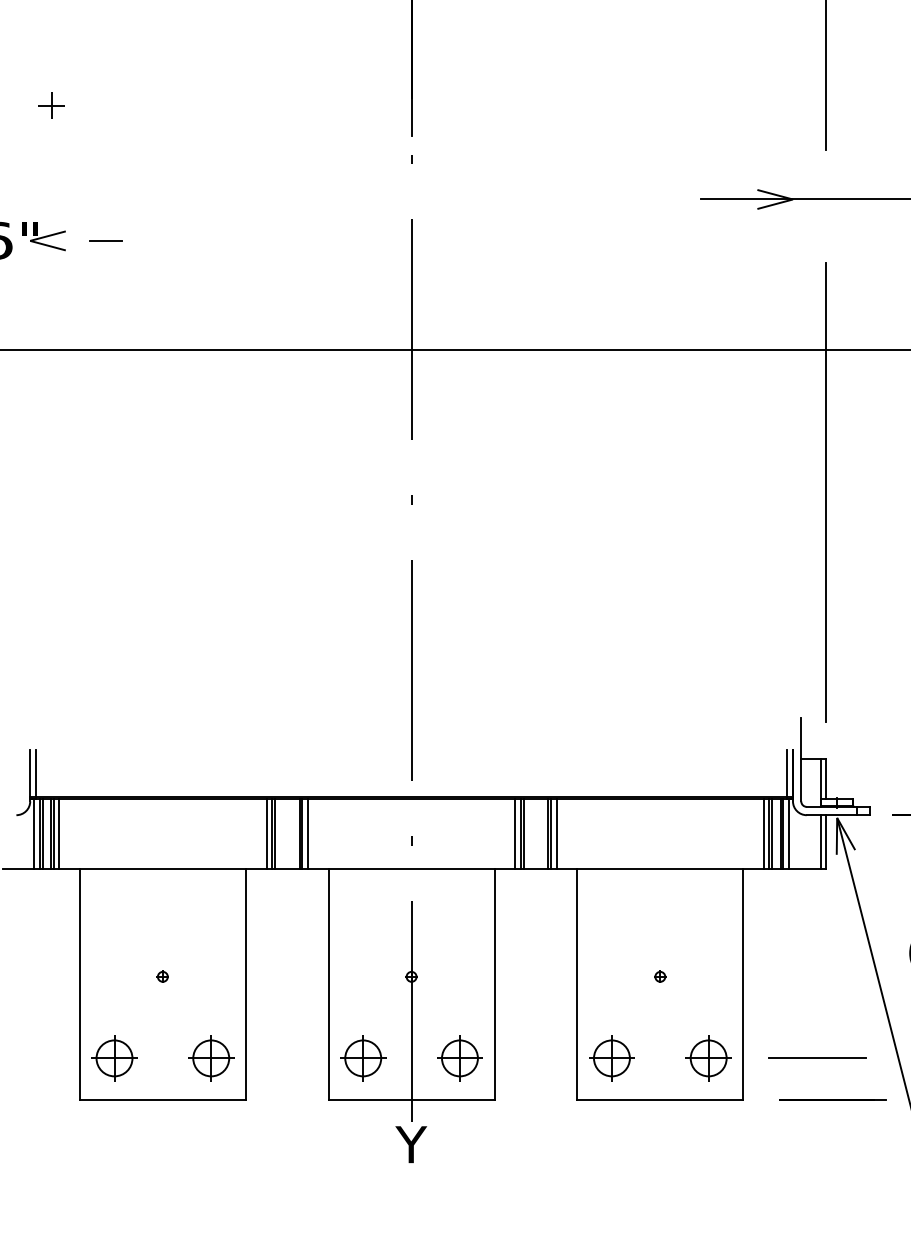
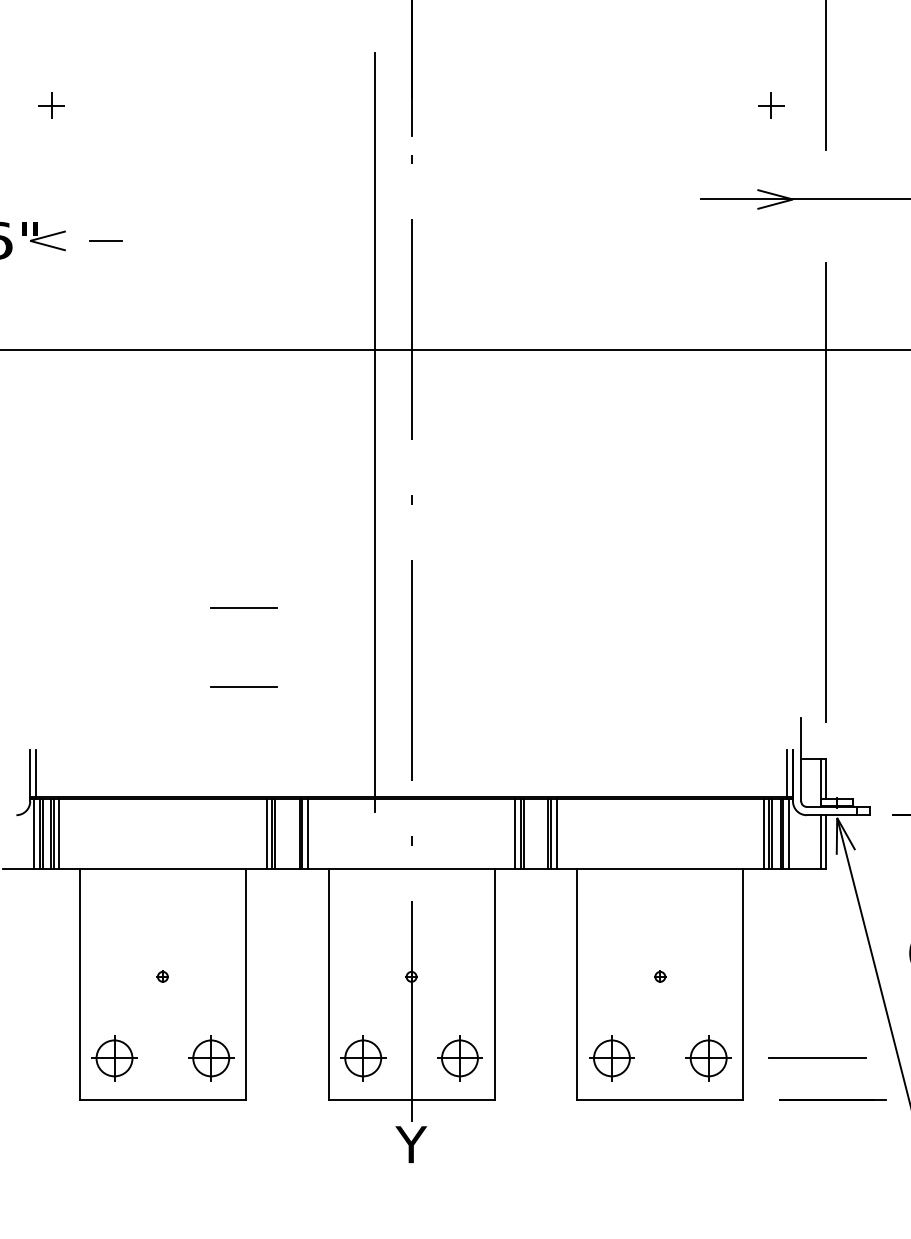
part: none -> present (771, 105)
line: none -> present (375, 432)
line: none -> present (244, 607)
line: none -> present (244, 687)
